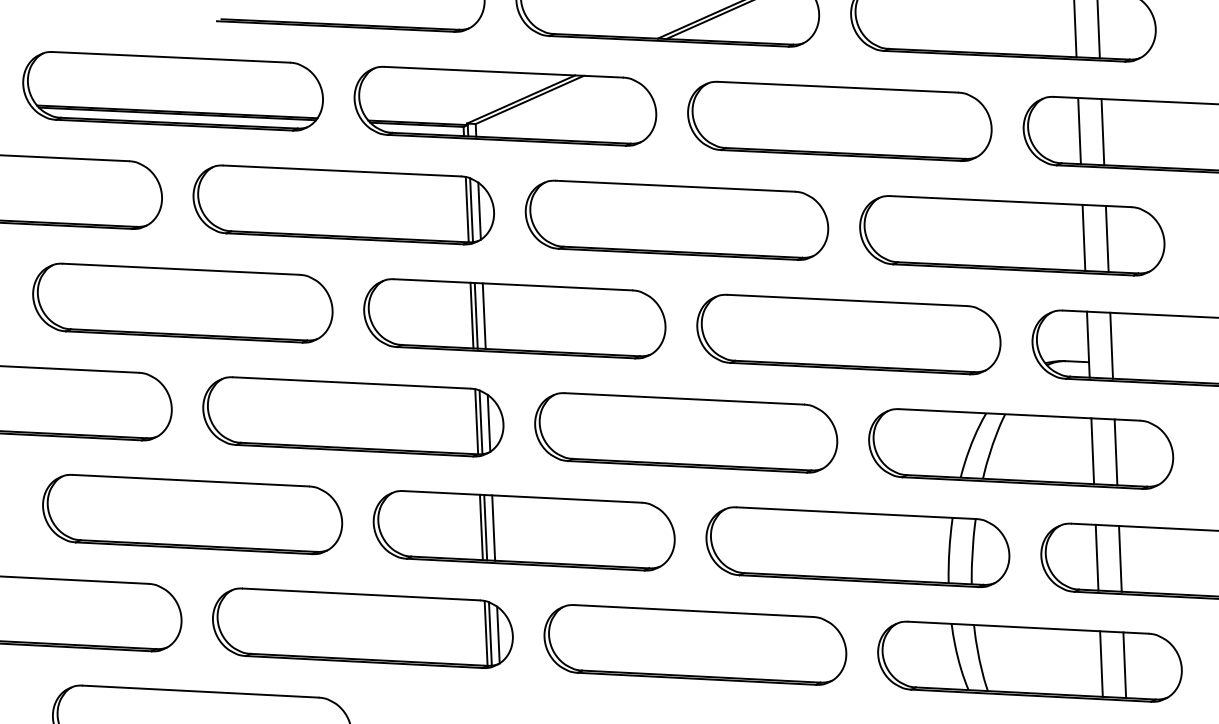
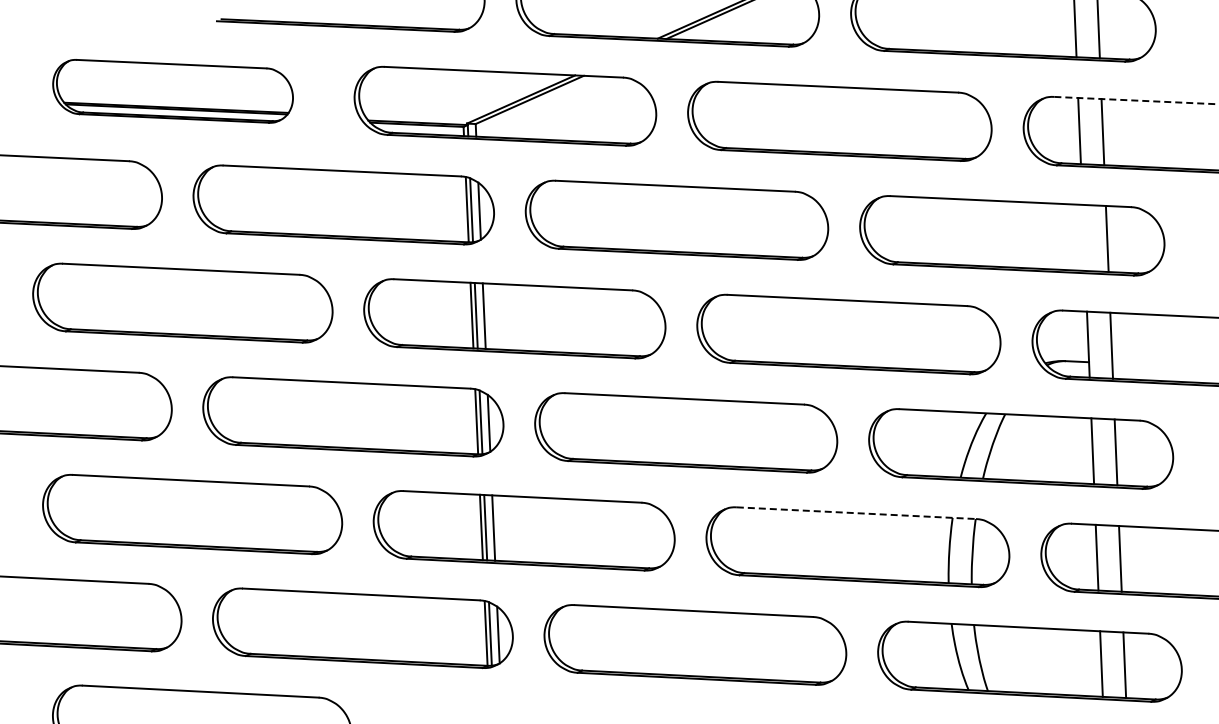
part size: 302x81 px -> 242x65 px (172, 91)
line: solid -> dashed (1137, 100)
line: present -> none (1083, 237)
line: solid -> dashed (856, 513)
